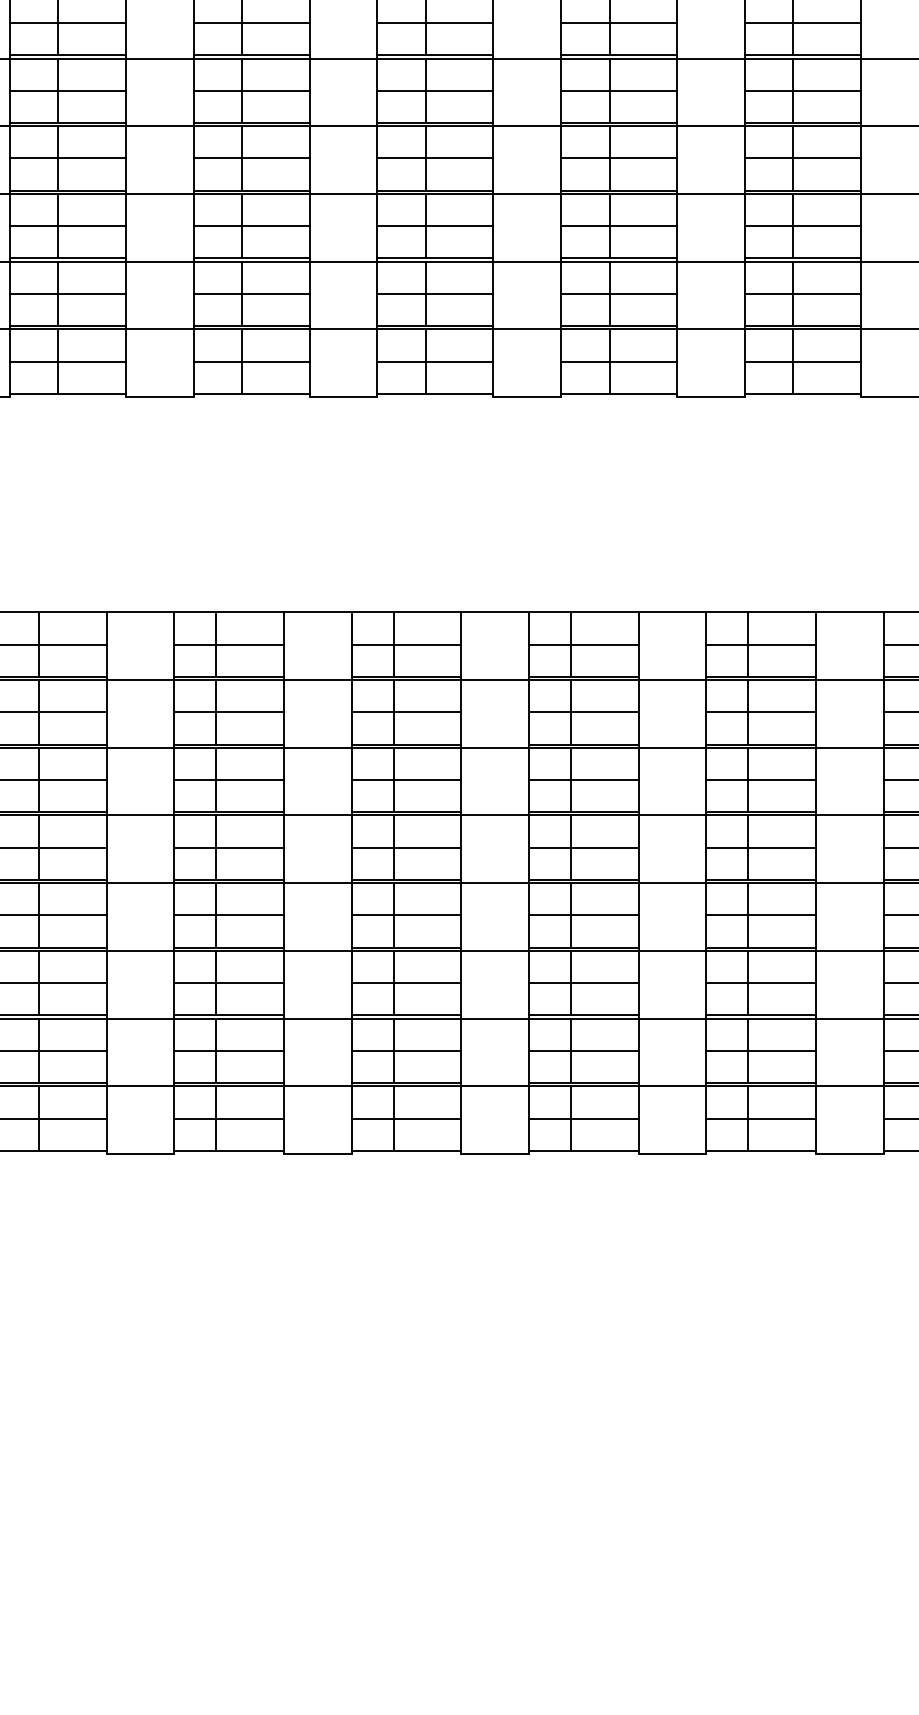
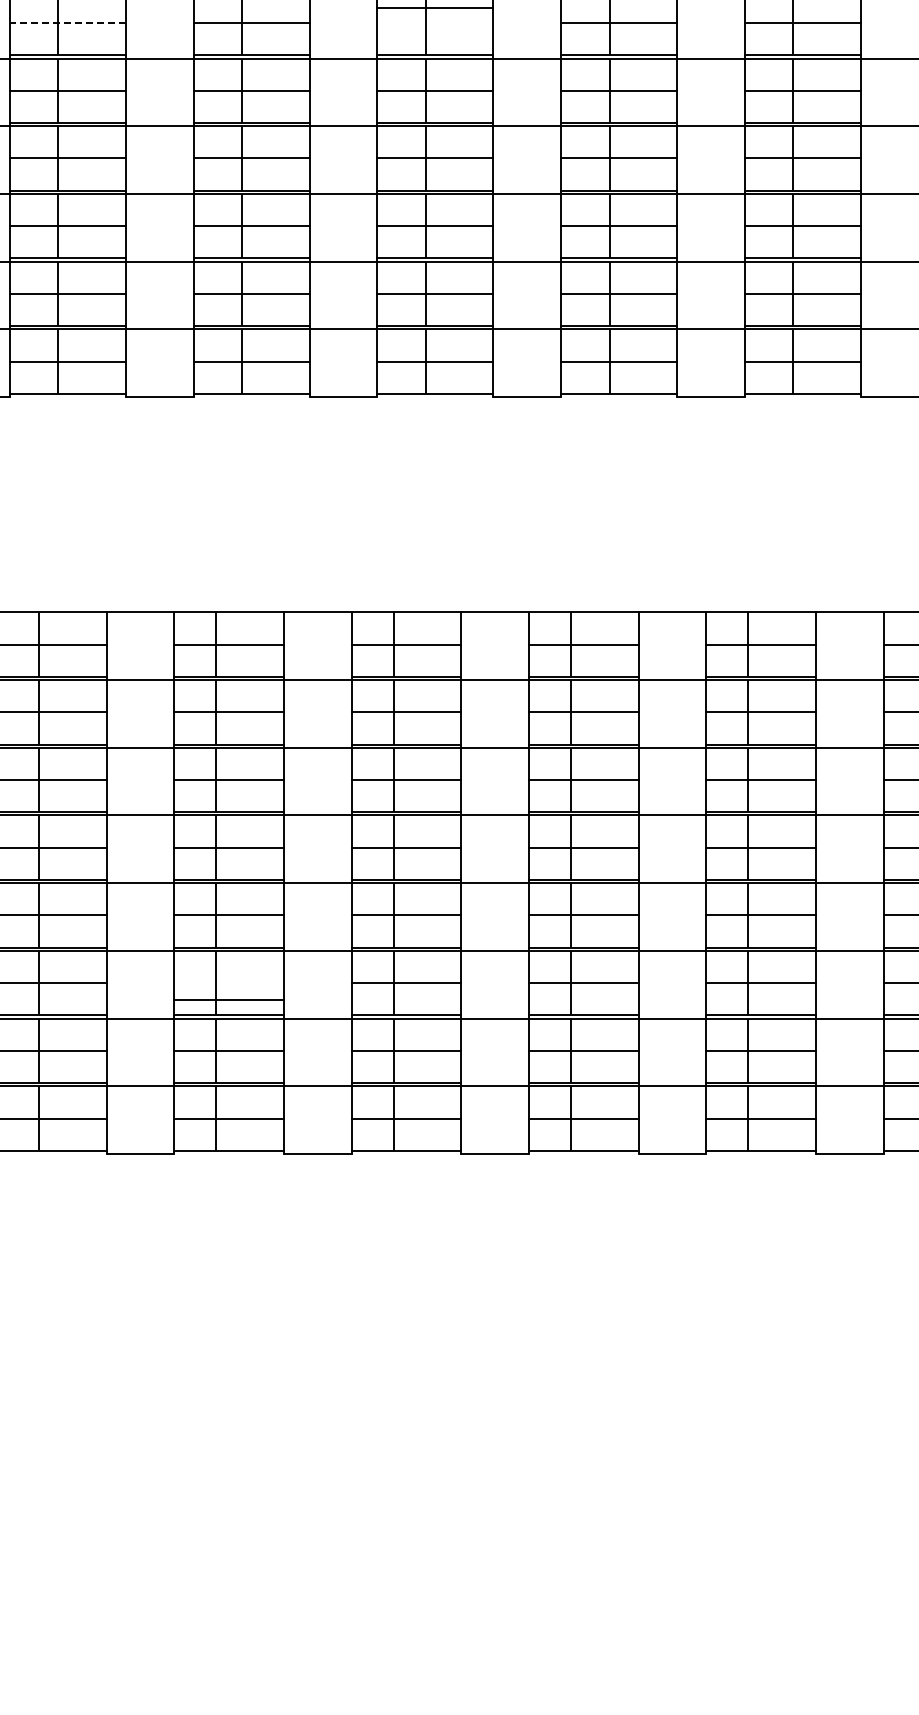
line: solid -> dashed (67, 23)
line position: (435, 23) -> (435, 8) (435, 8)
line position: (228, 983) -> (228, 1000) (228, 1000)
